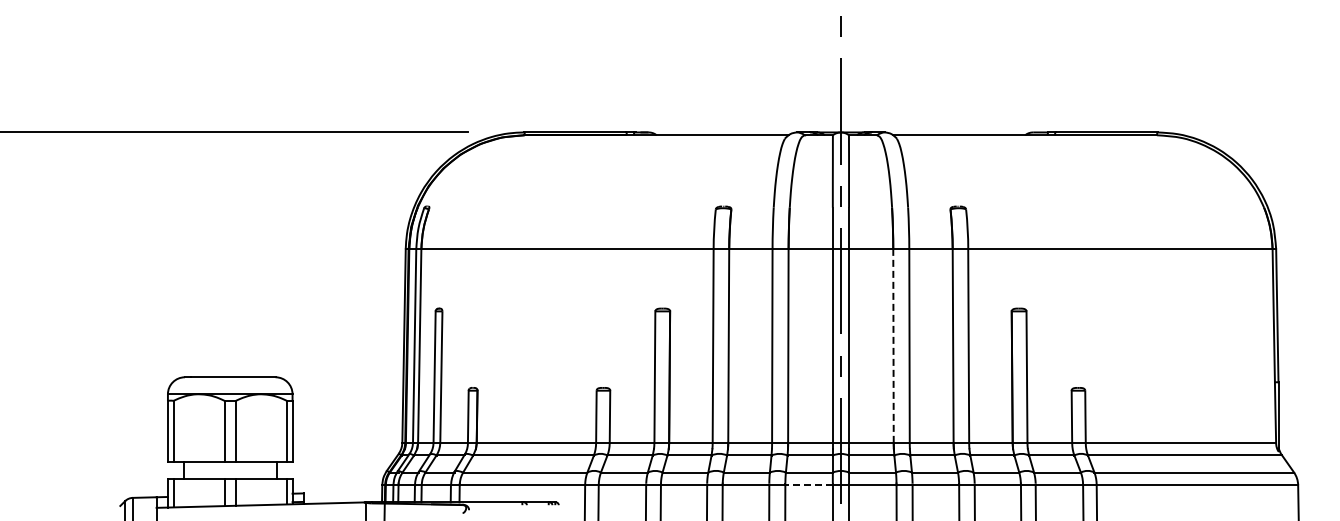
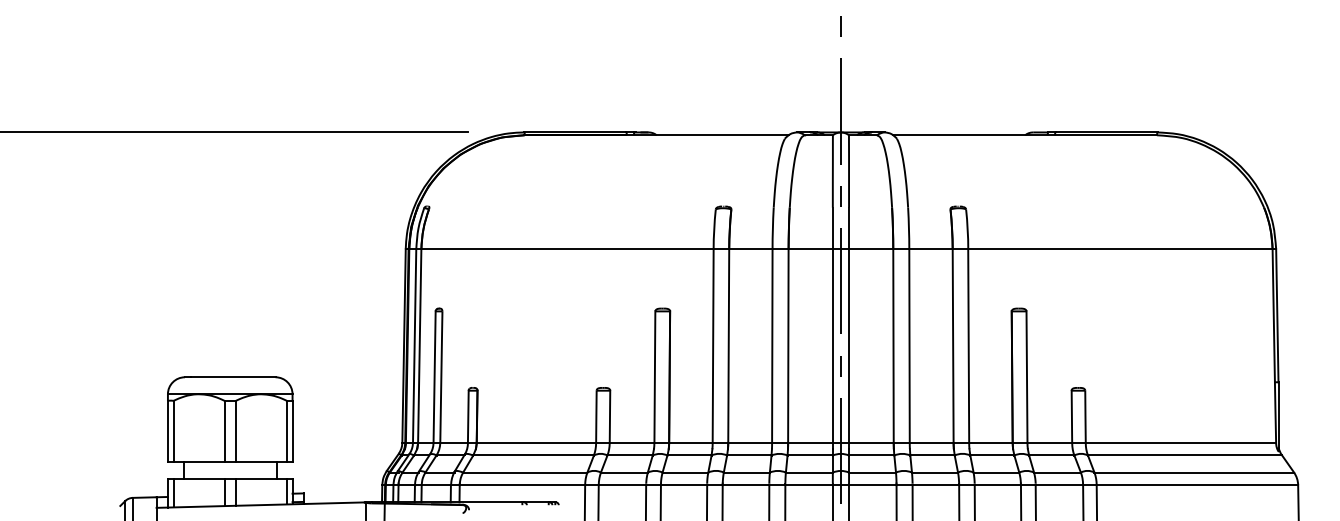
line: dashed -> solid (893, 346)
line: dashed -> solid (809, 485)
